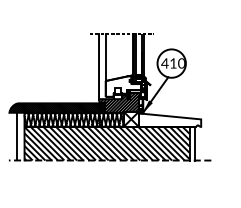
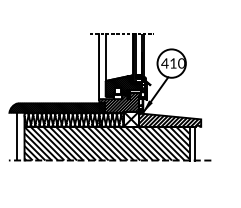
hatch: none -> present (122, 86)
hatch: none -> present (170, 119)
